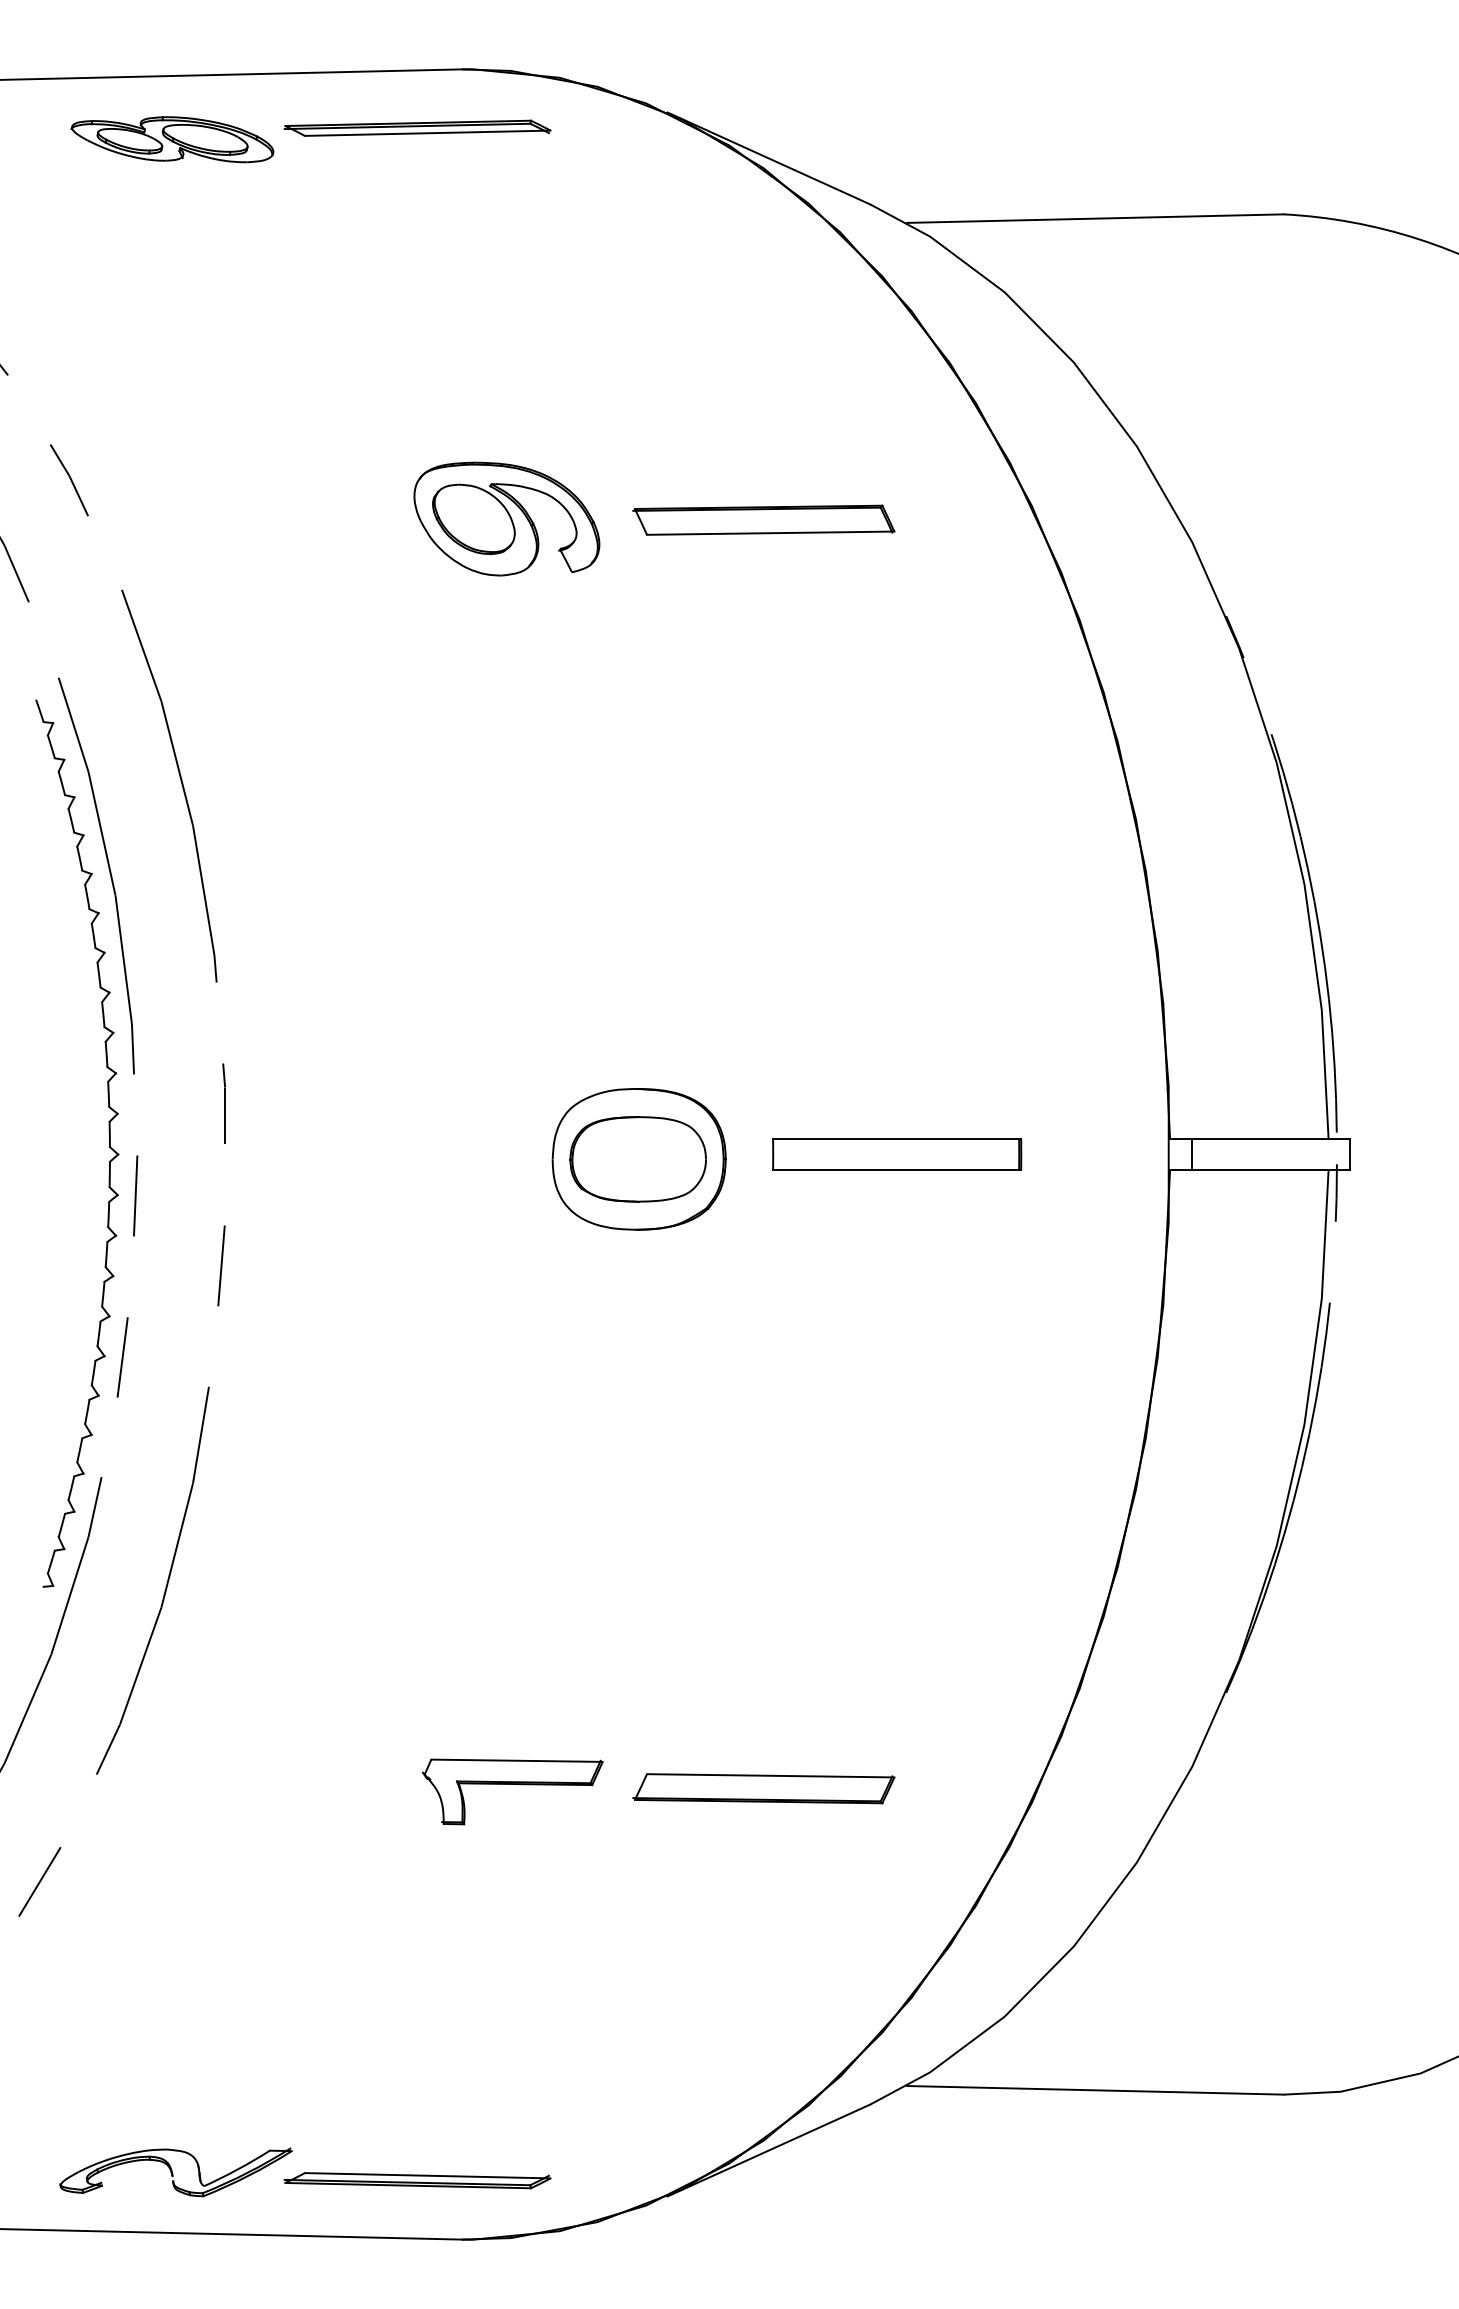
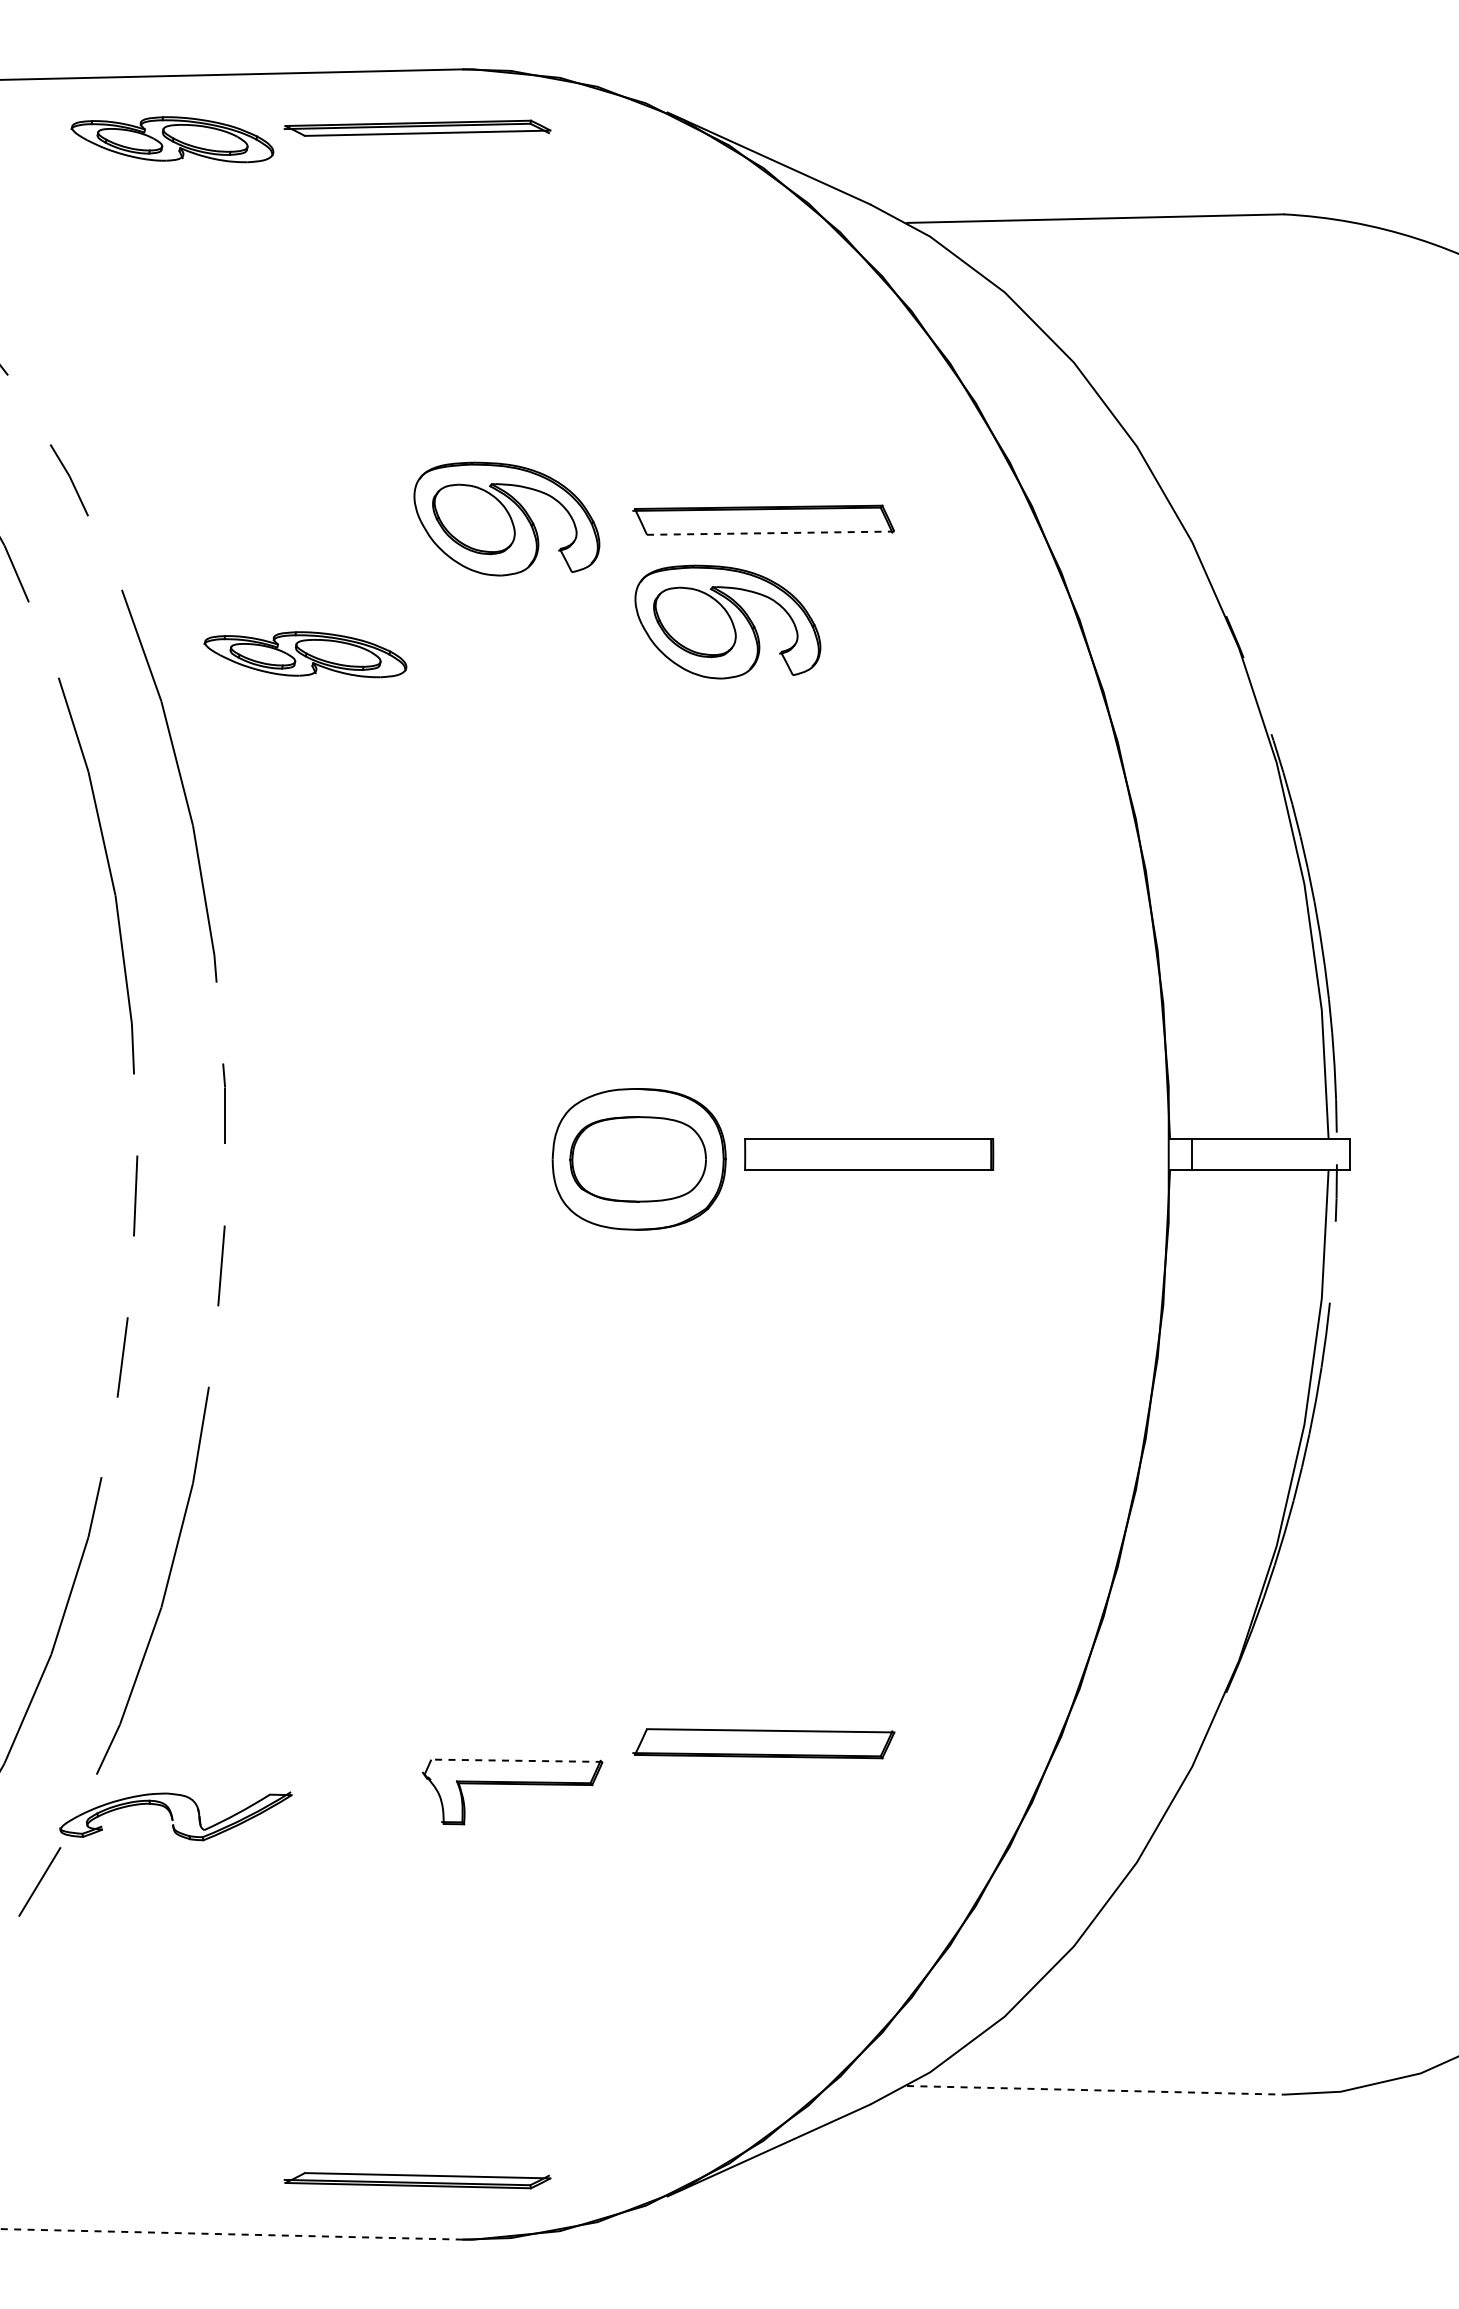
line: solid -> dashed (770, 533)
part: none -> present (727, 621)
part: none -> present (305, 654)
part: present -> none (109, 1143)
part position: (897, 1154) -> (869, 1154) (869, 1154)
line: solid -> dashed (517, 1760)
part position: (763, 1788) -> (763, 1743) (763, 1743)
line: solid -> dashed (1095, 2090)
part position: (175, 2172) -> (175, 1816) (175, 1816)
line: solid -> dashed (231, 2234)
